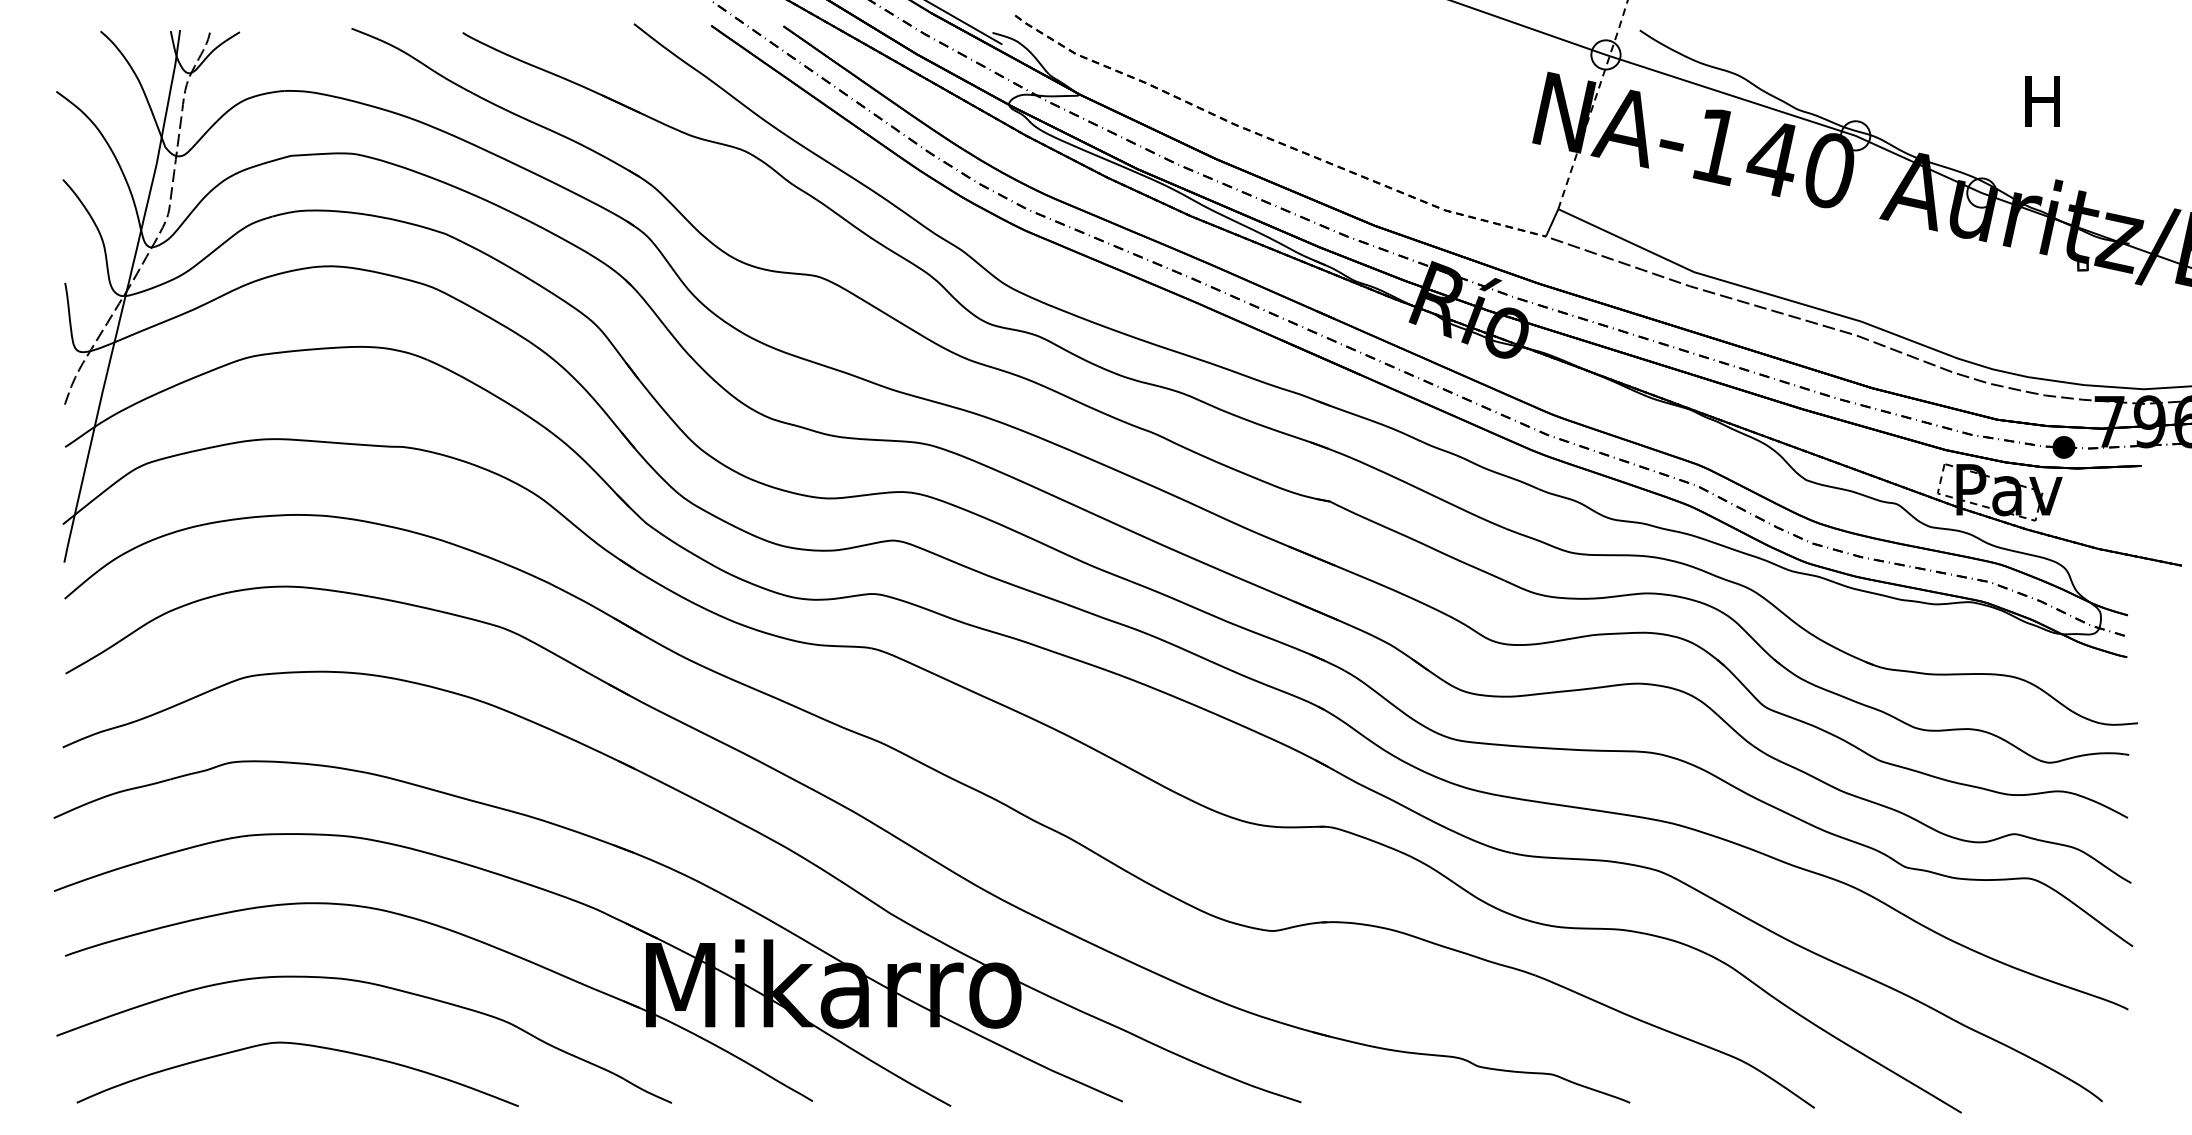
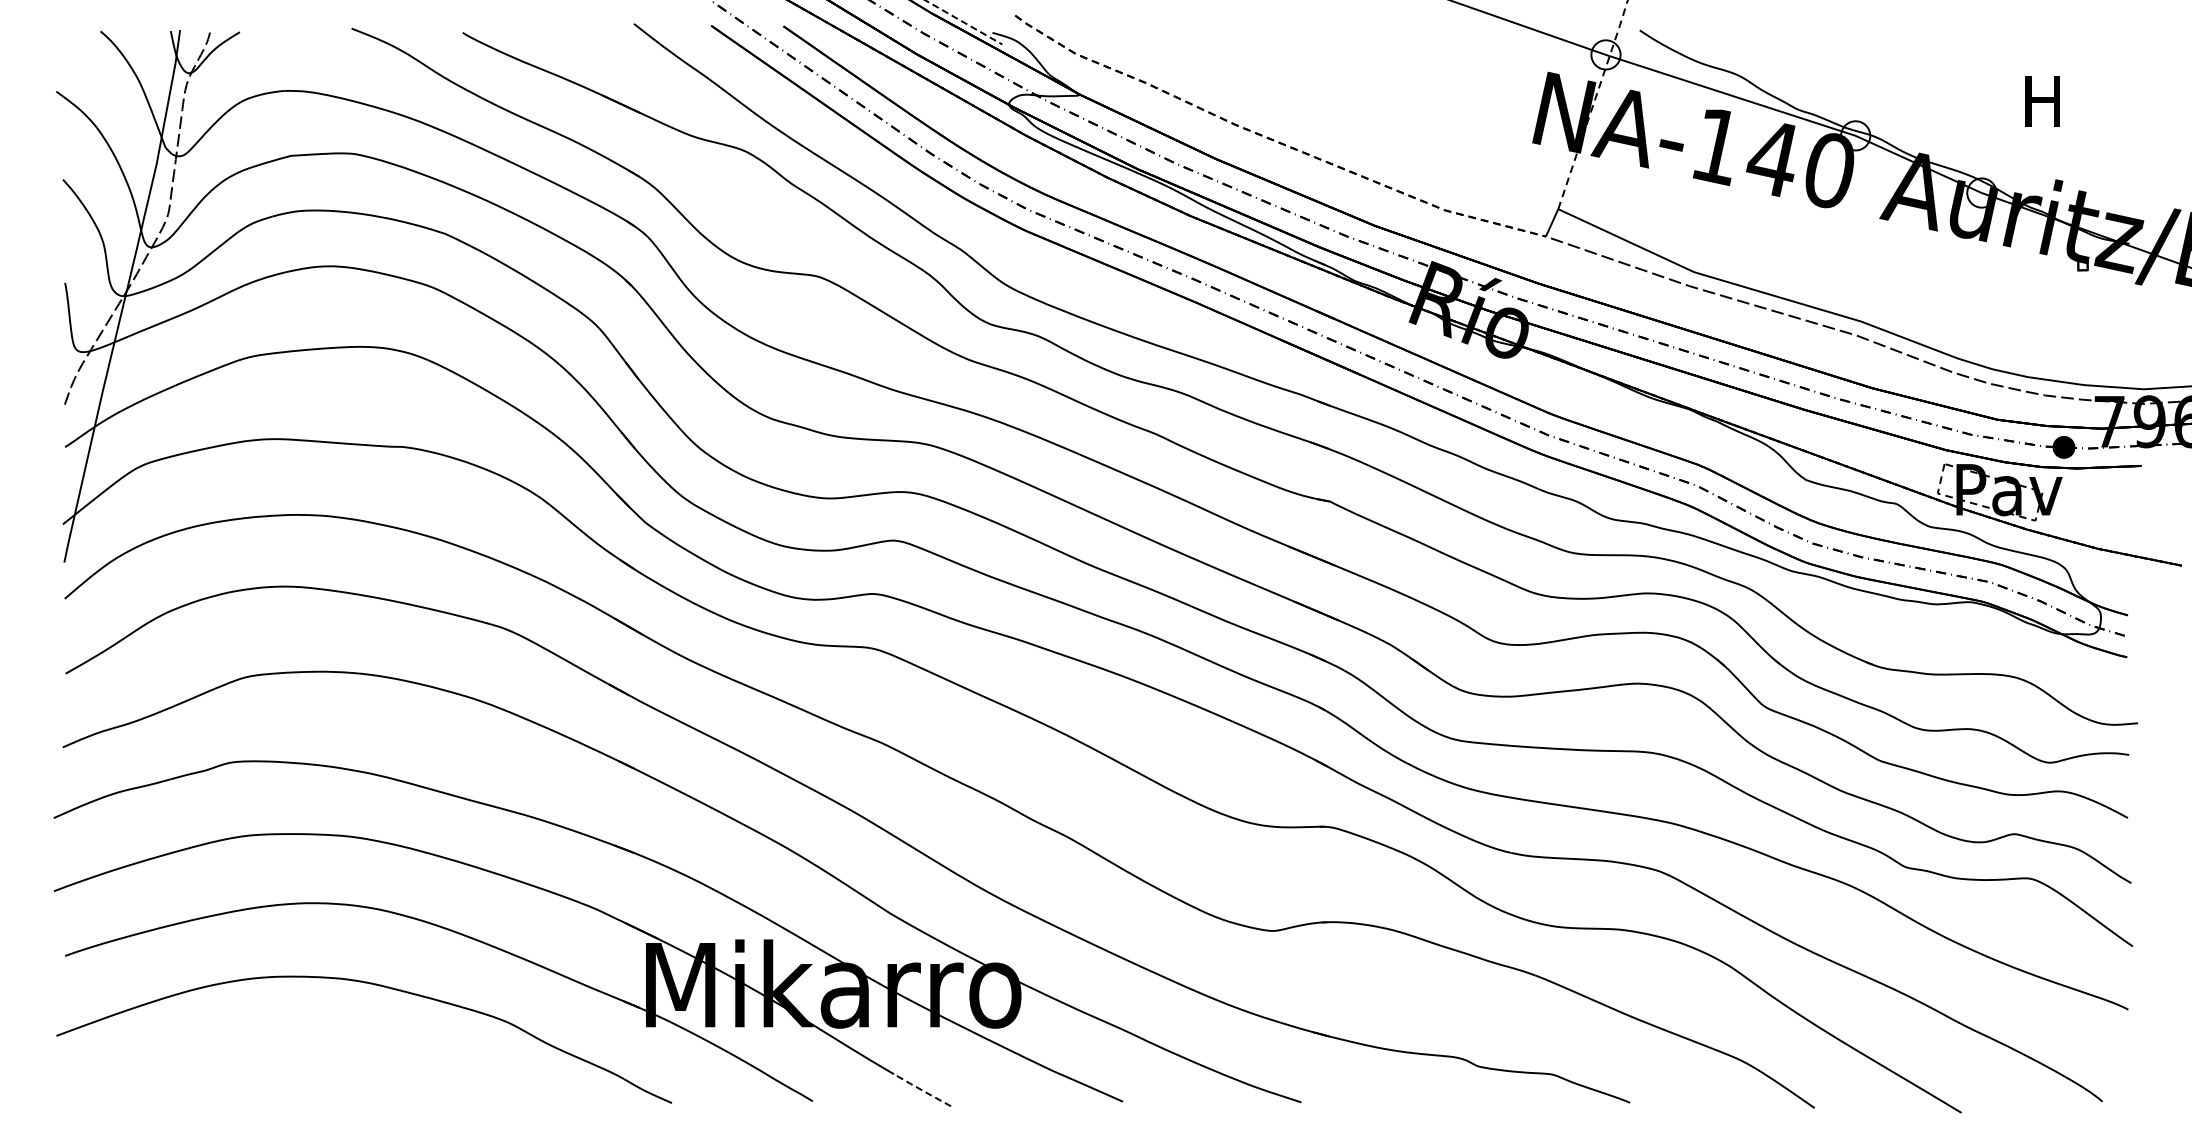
line: solid -> dashed (963, 22)
curve: present -> none (301, 1045)
line: solid -> dashed (922, 1090)
